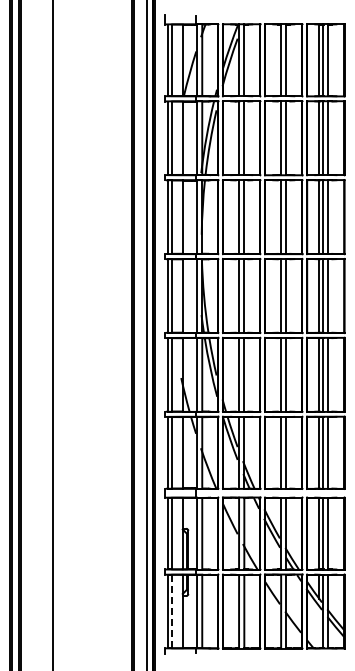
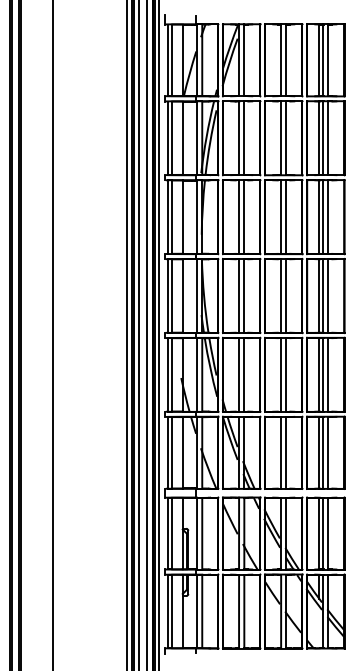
line: none -> present (126, 334)
line: none -> present (139, 334)
line: none -> present (158, 334)
line: dashed -> solid (172, 611)
